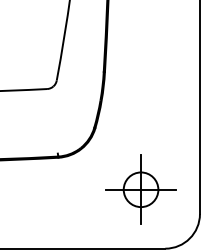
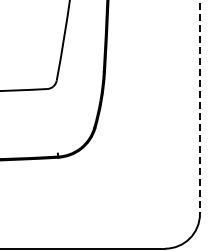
line: solid -> dashed (199, 107)
part: present -> none (140, 189)
